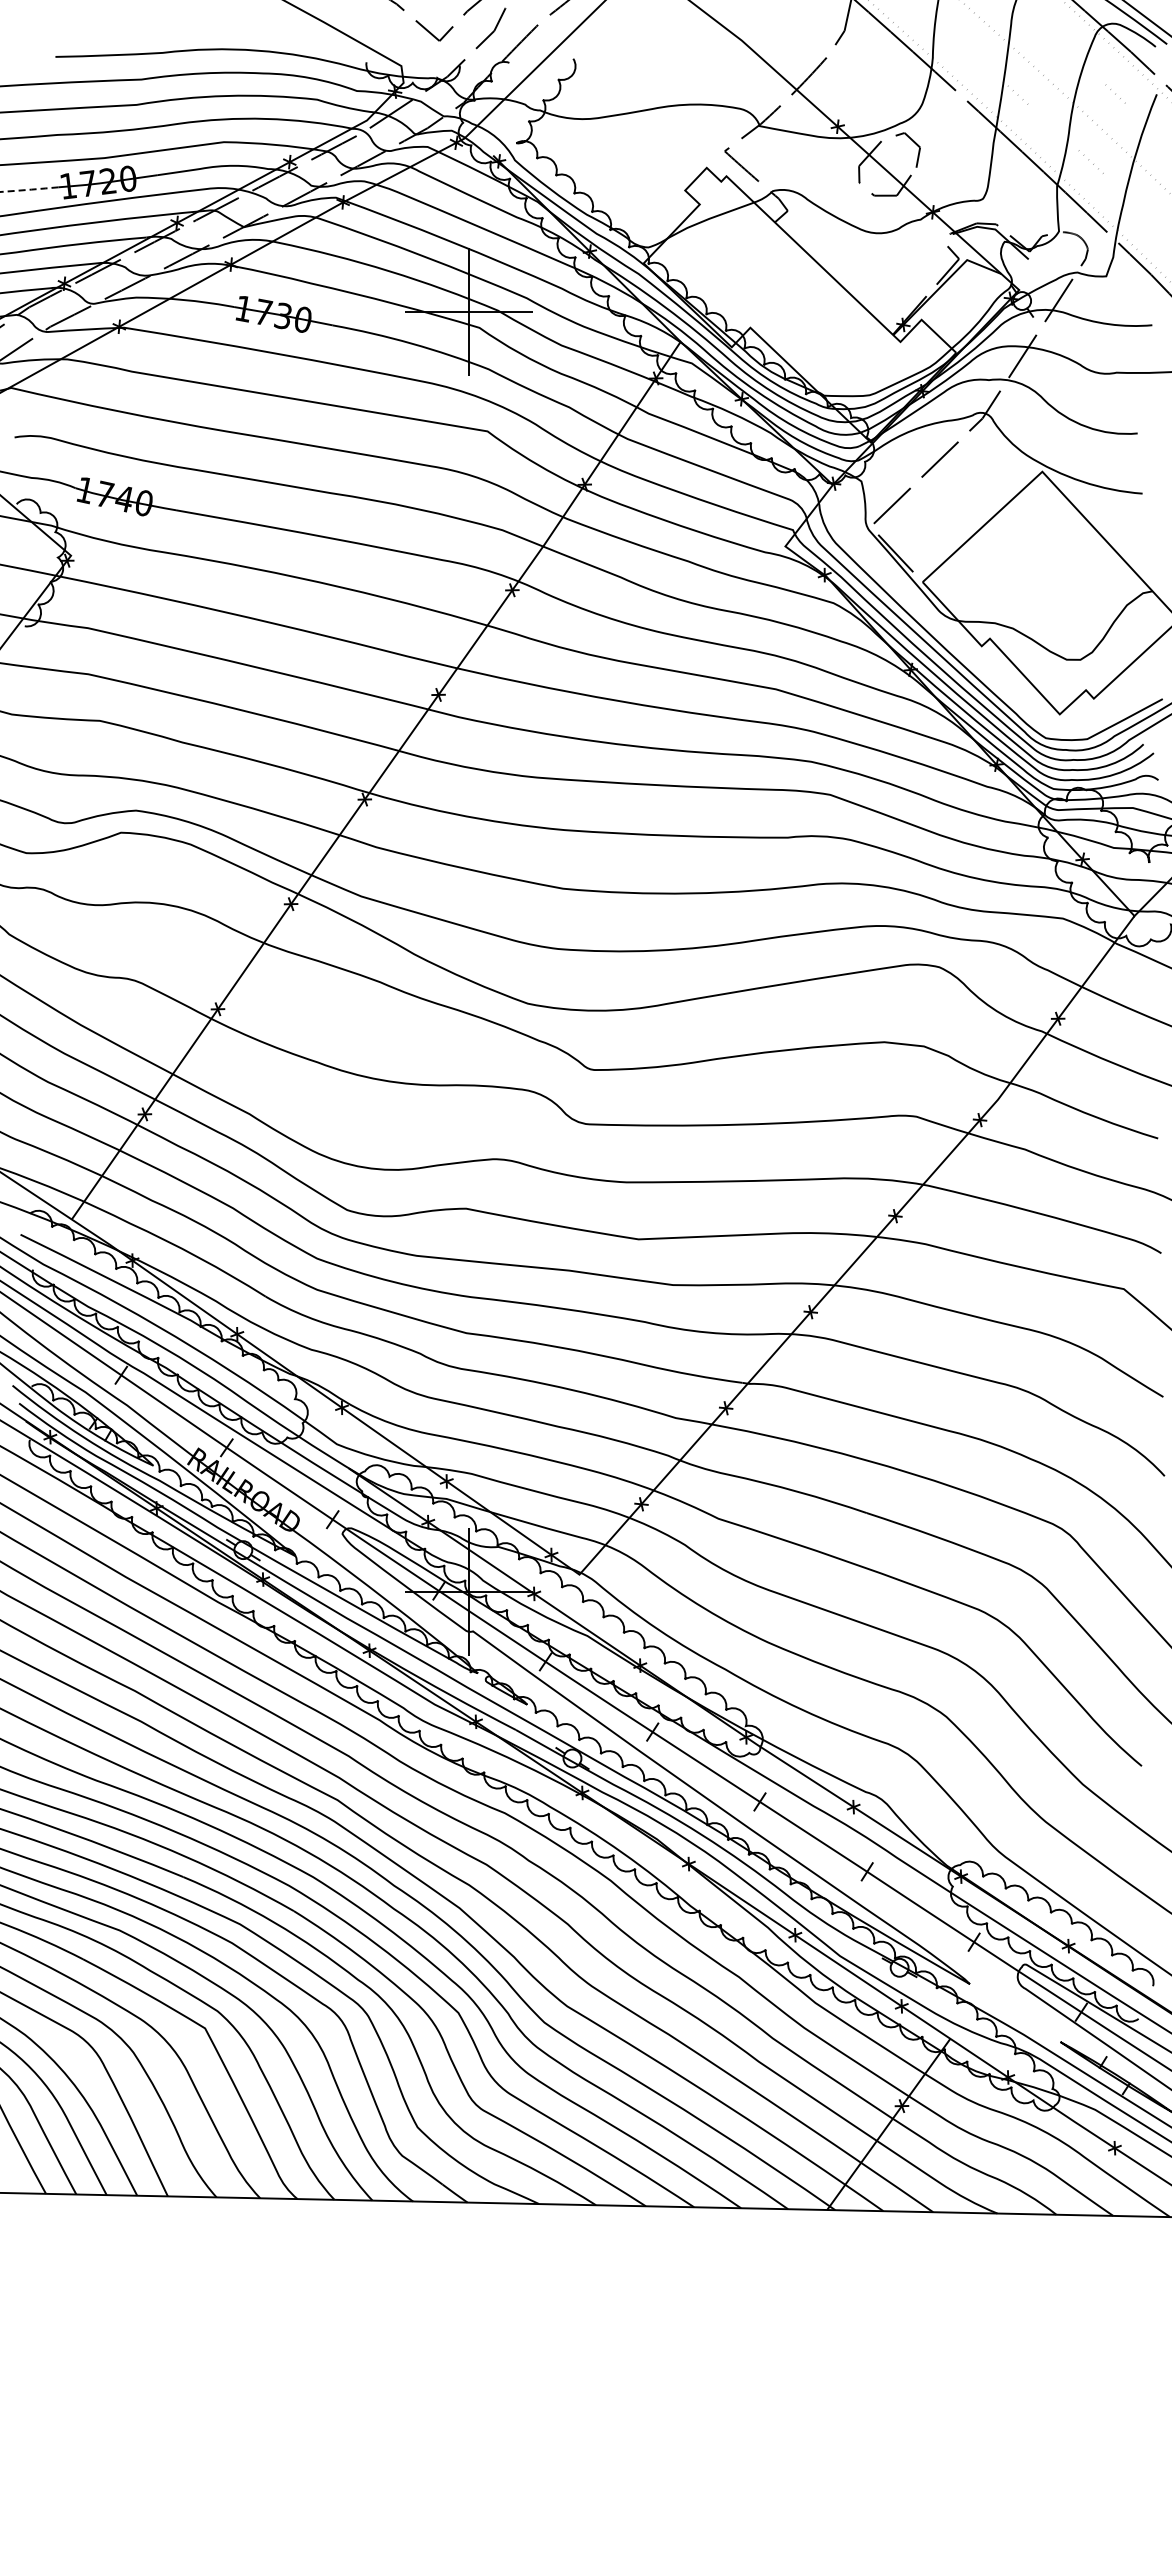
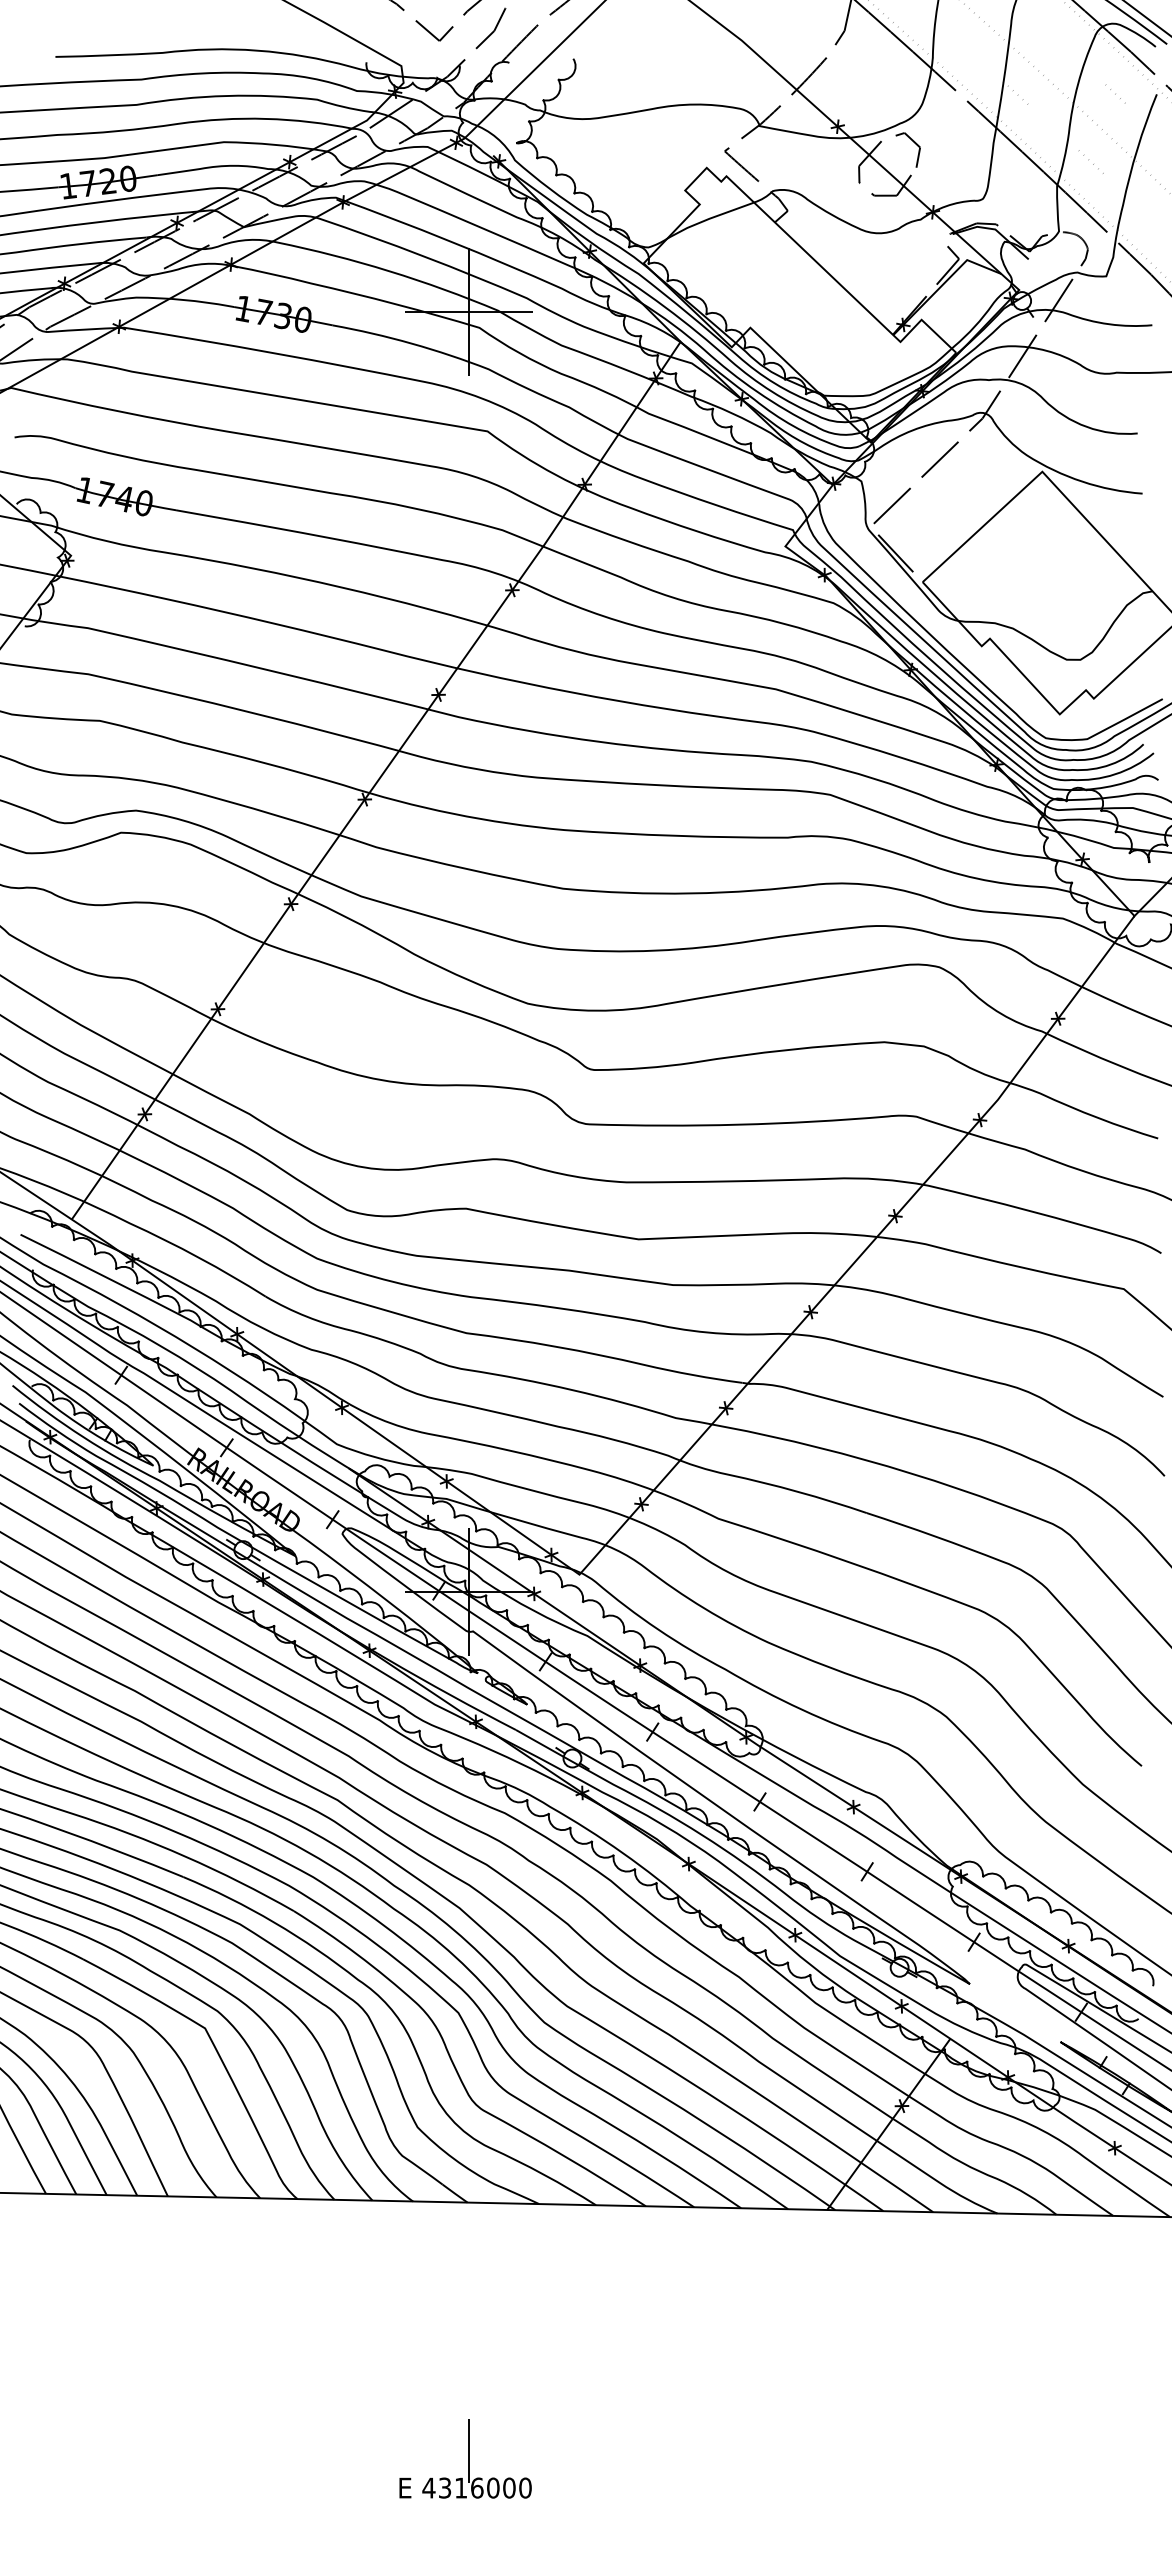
line: dashed -> solid (28, 189)
part: none -> present (465, 2458)
